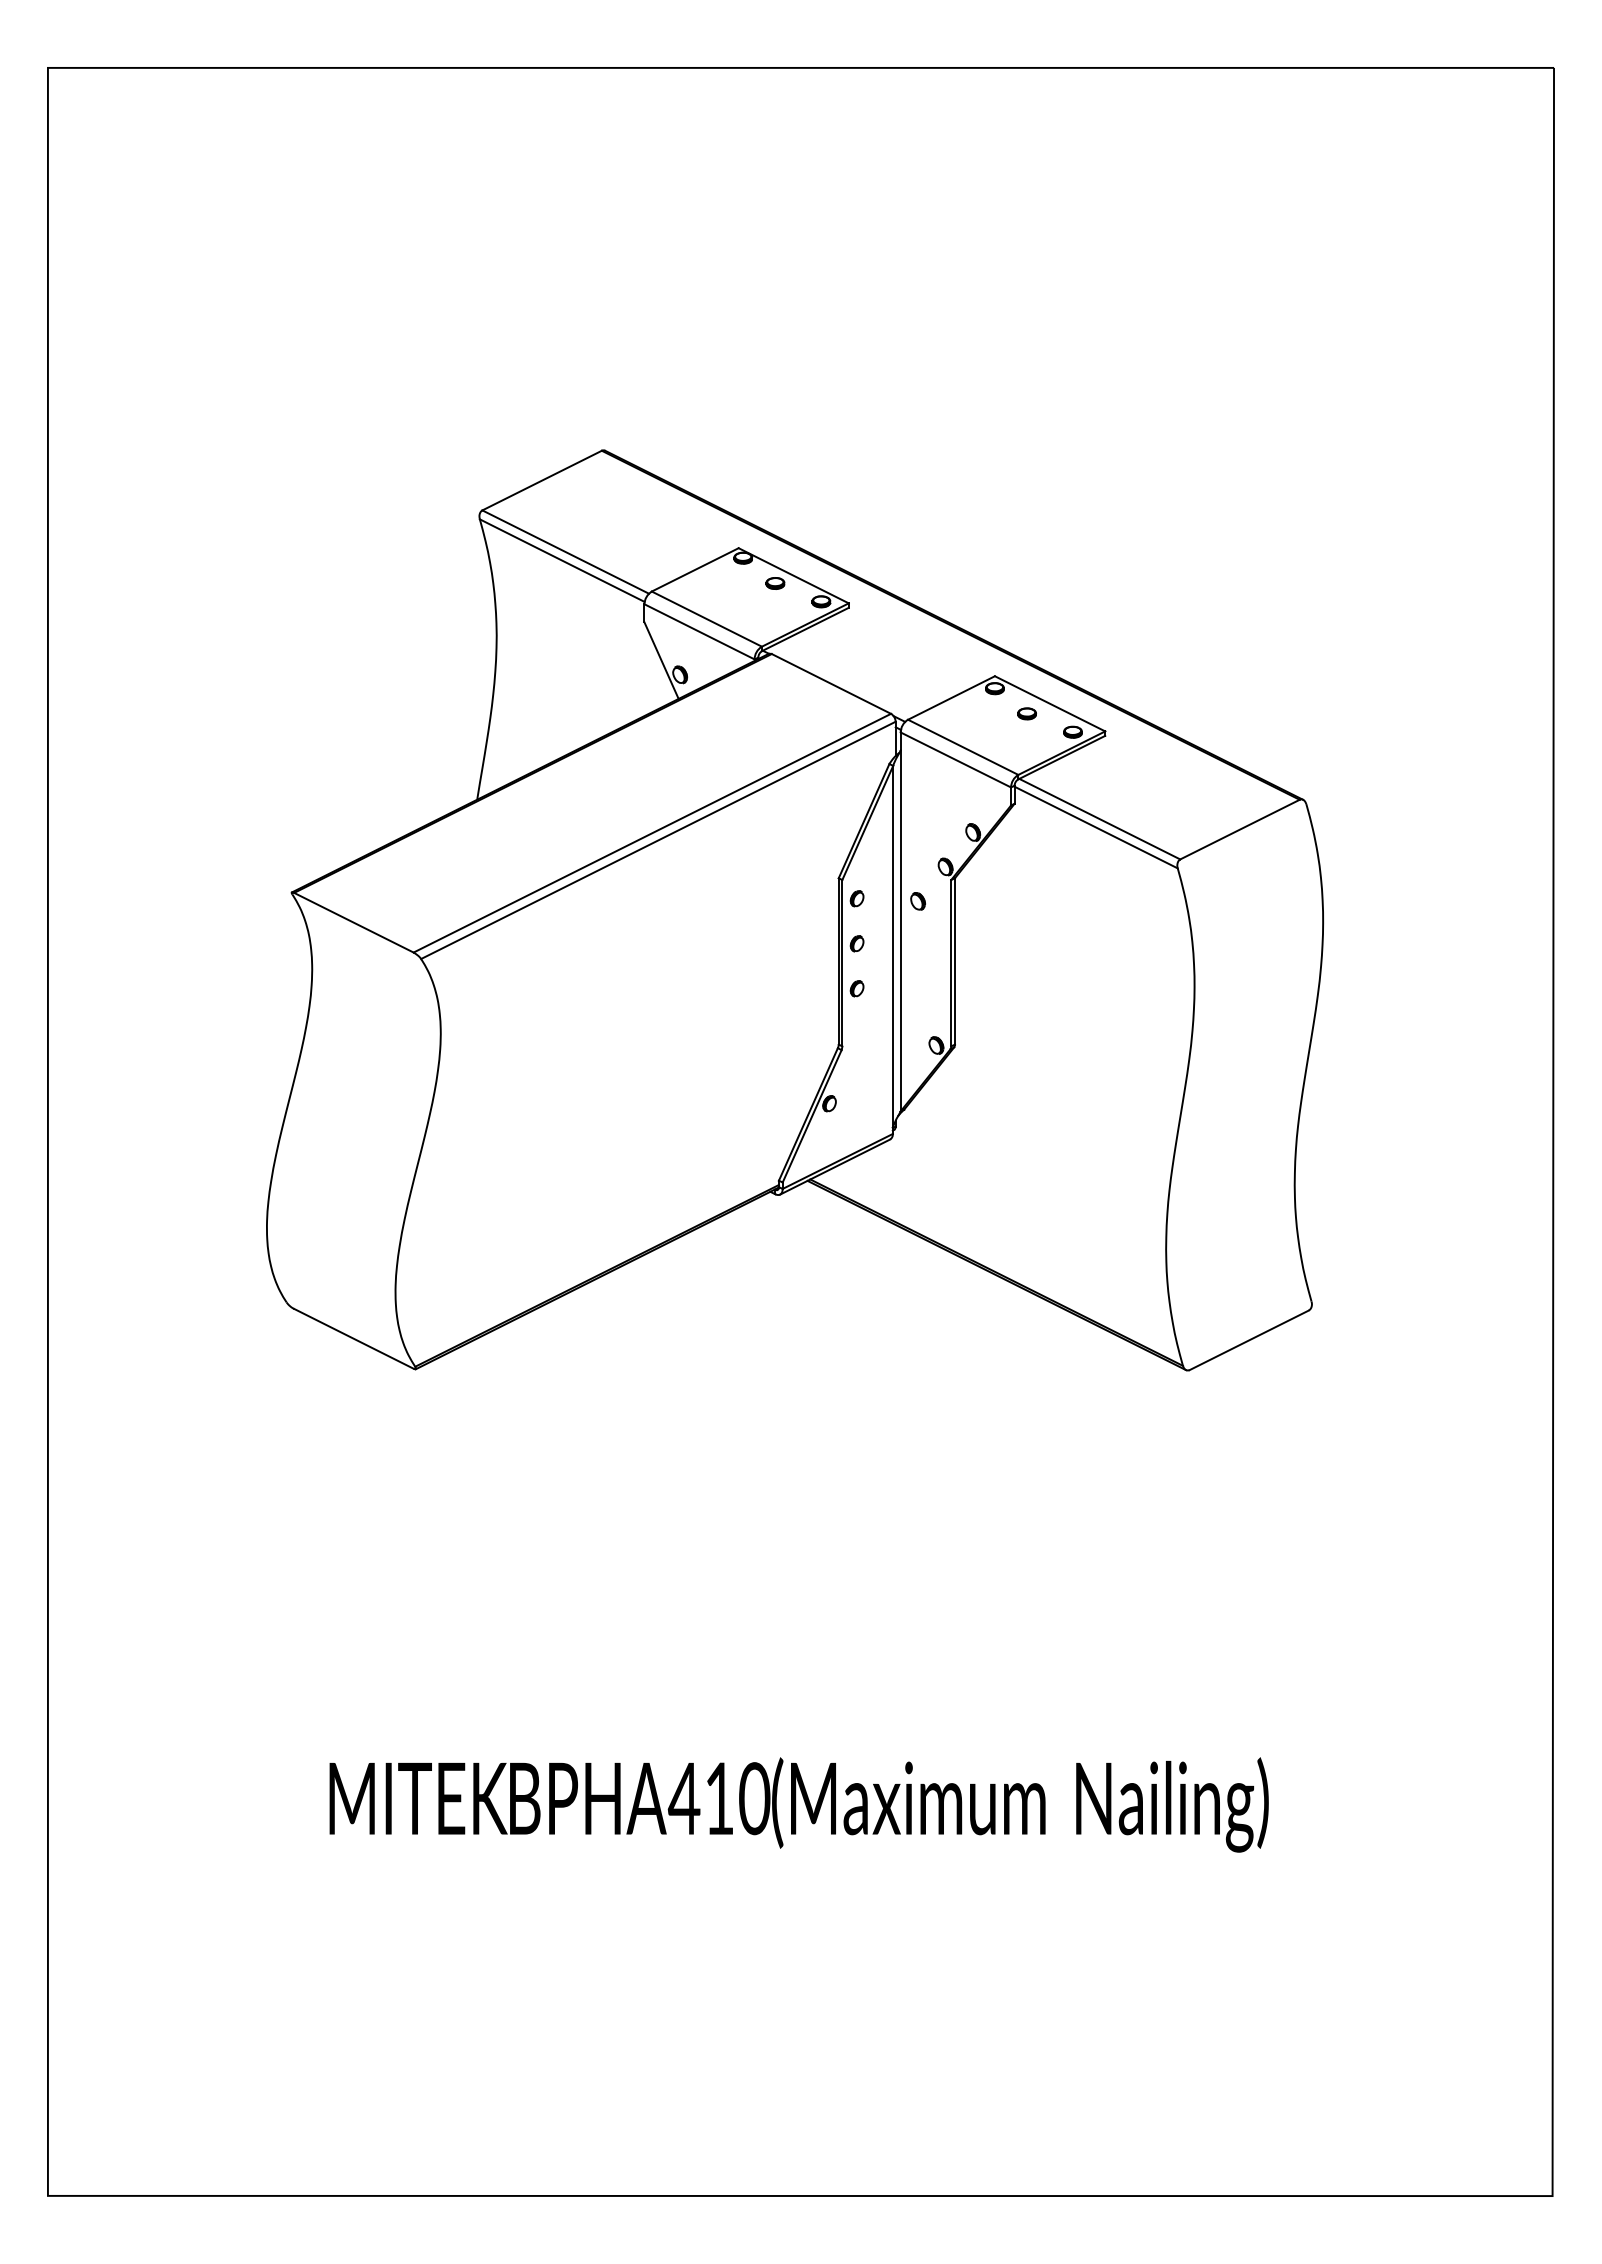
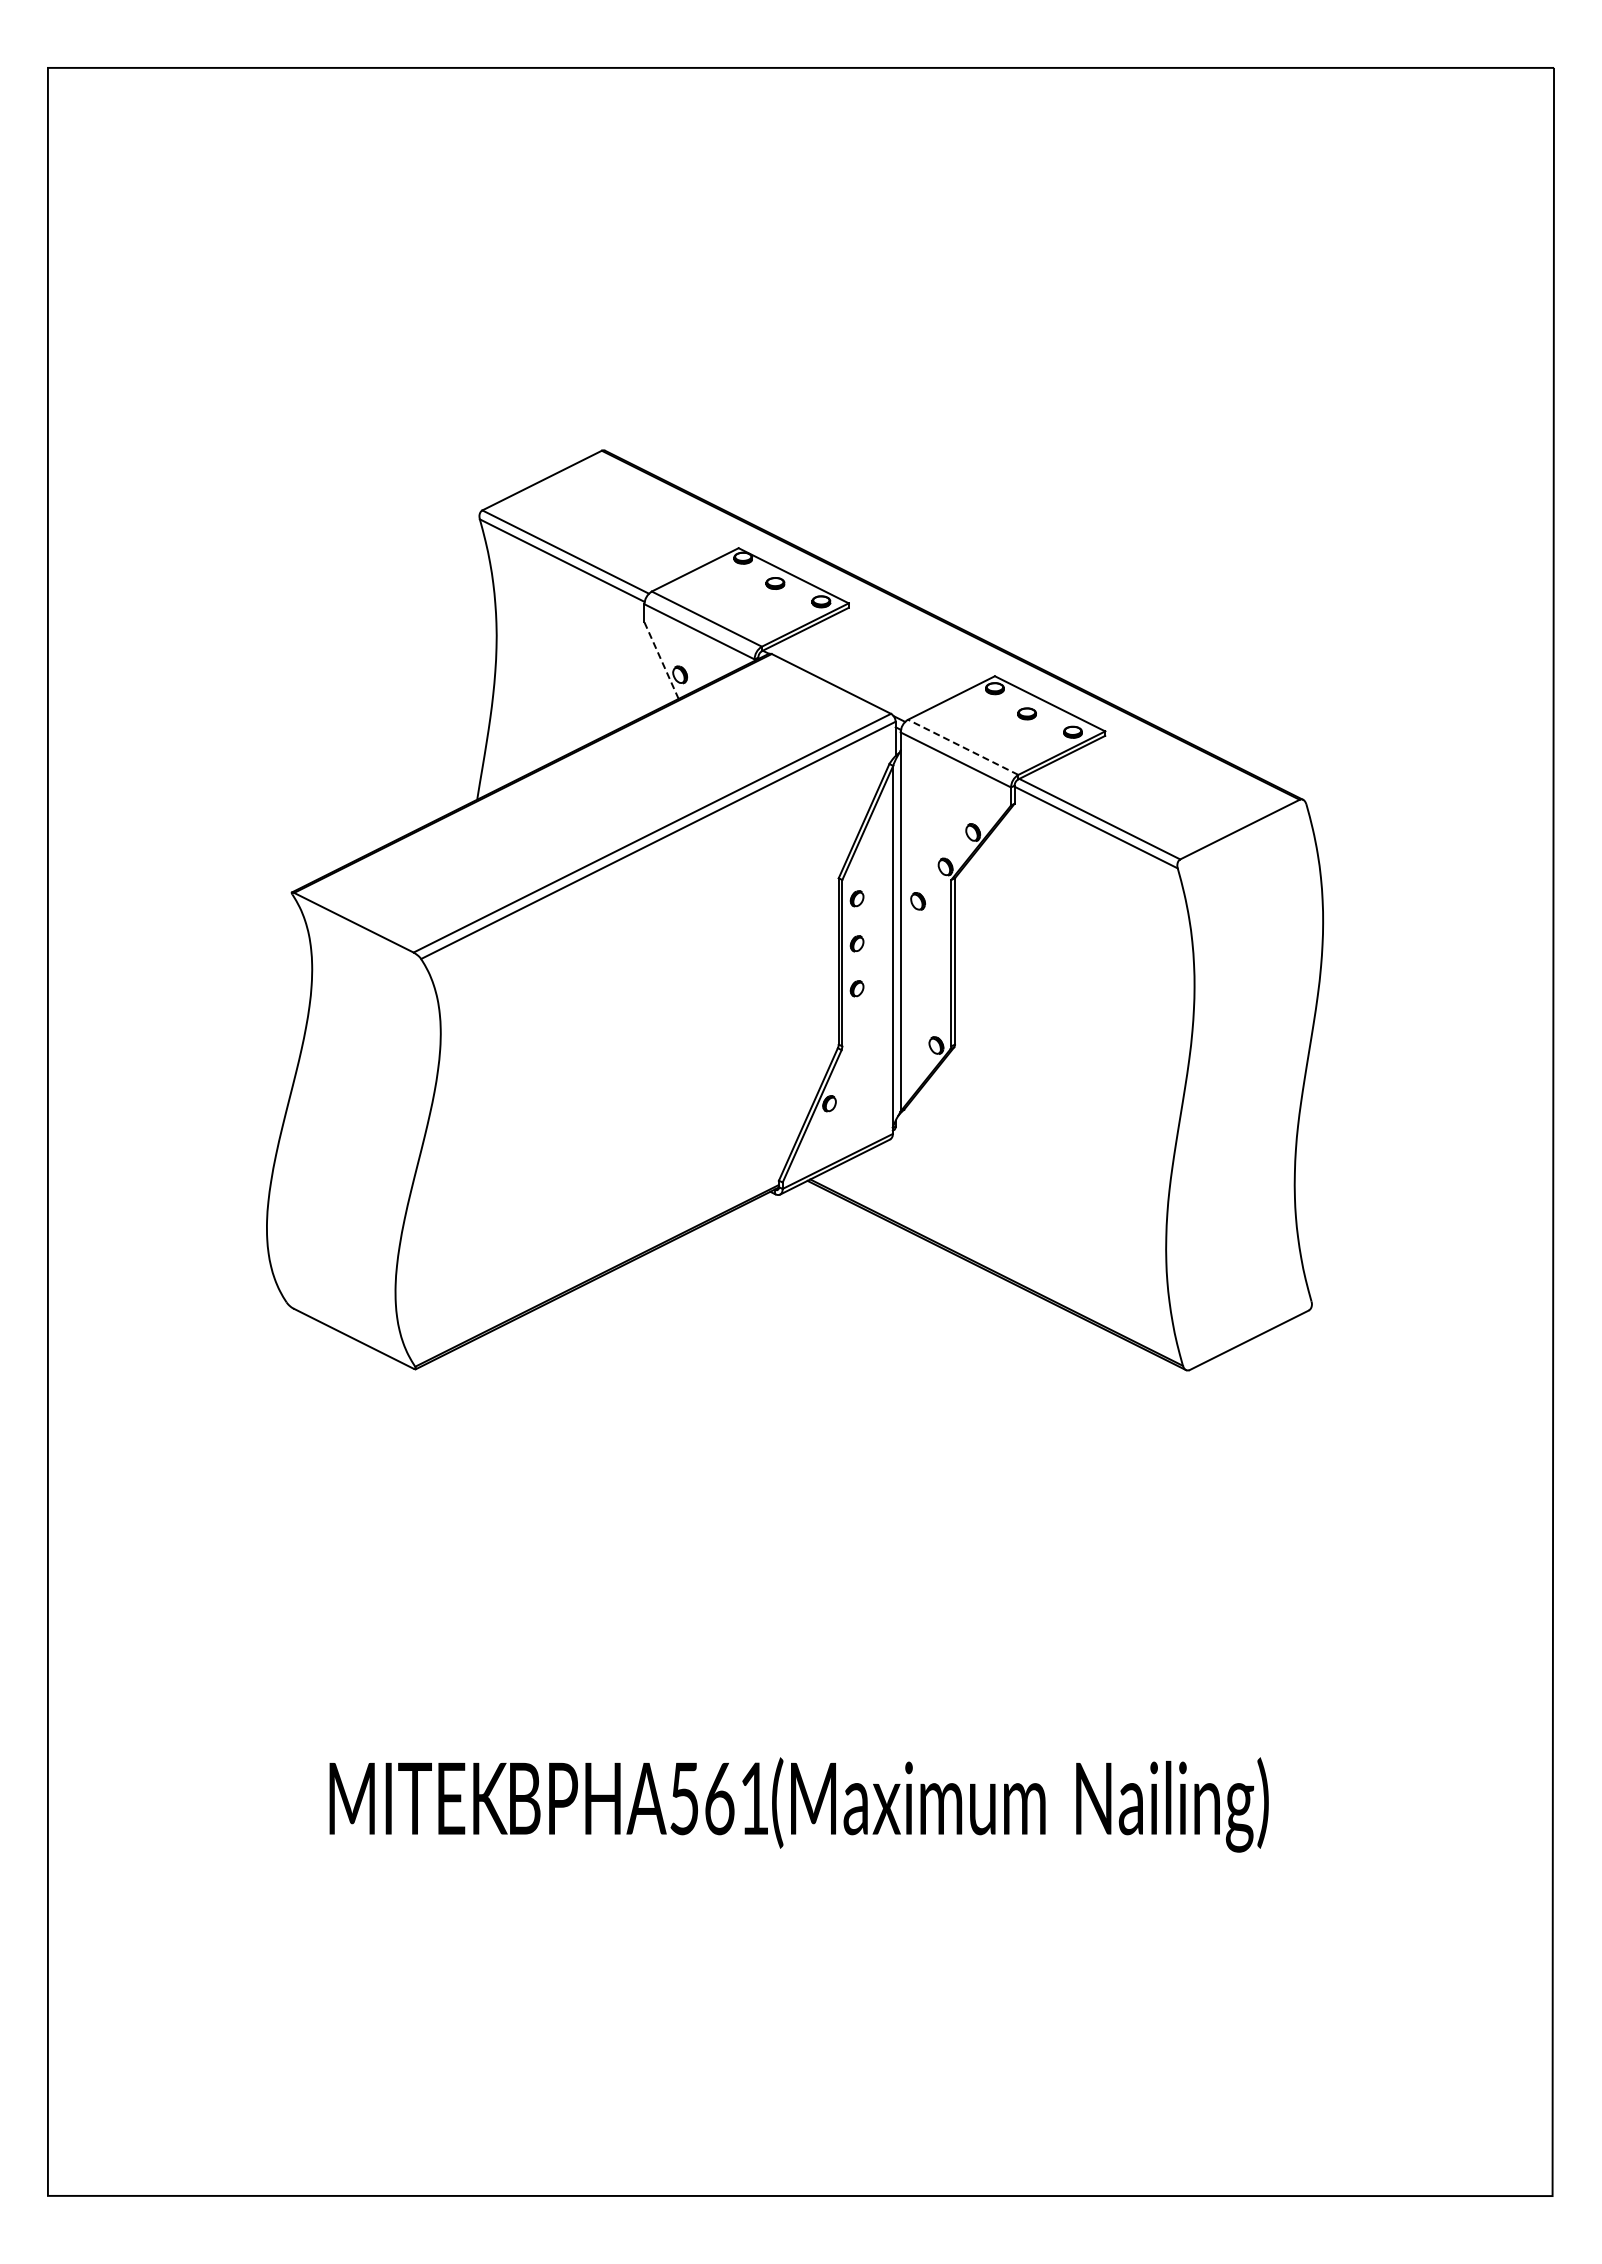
line: solid -> dashed (661, 660)
line: solid -> dashed (963, 747)
text: BPHA410 -> BPHA561 (718, 1798)
